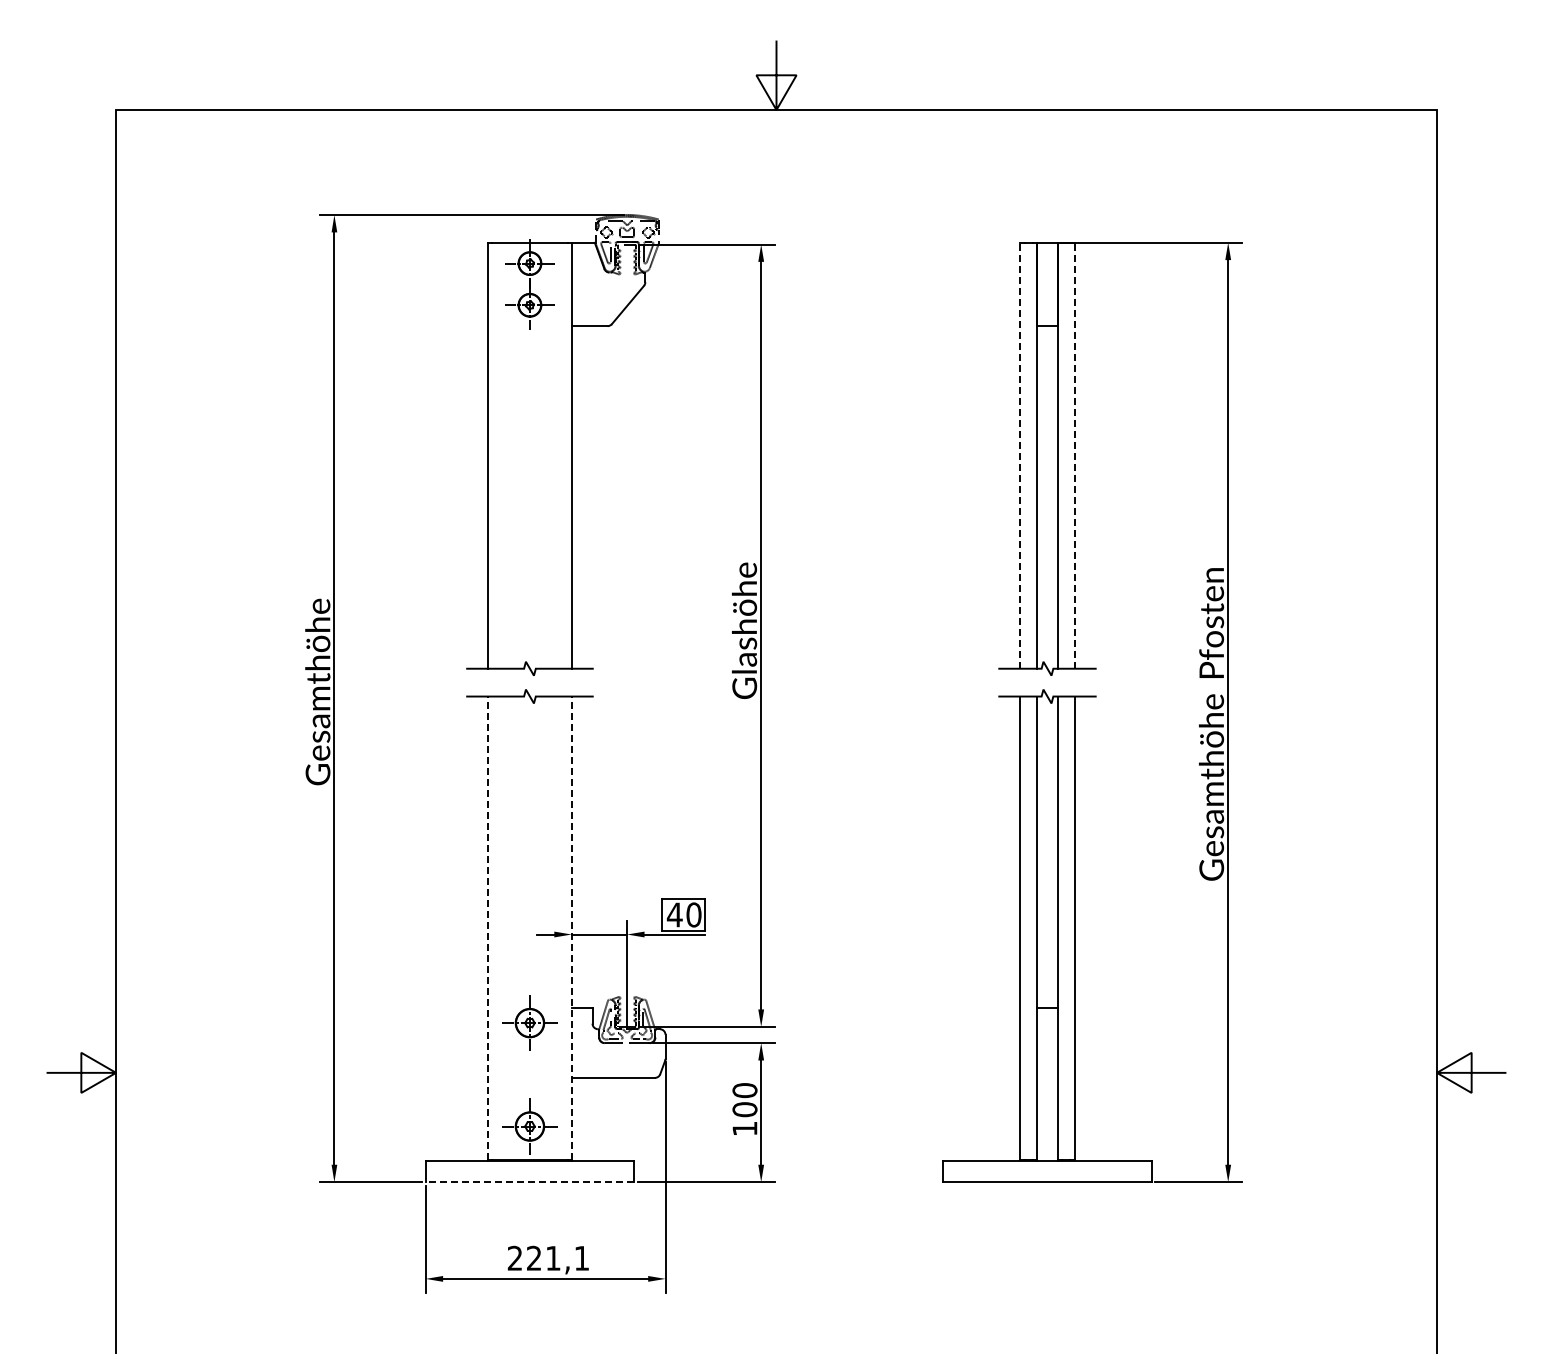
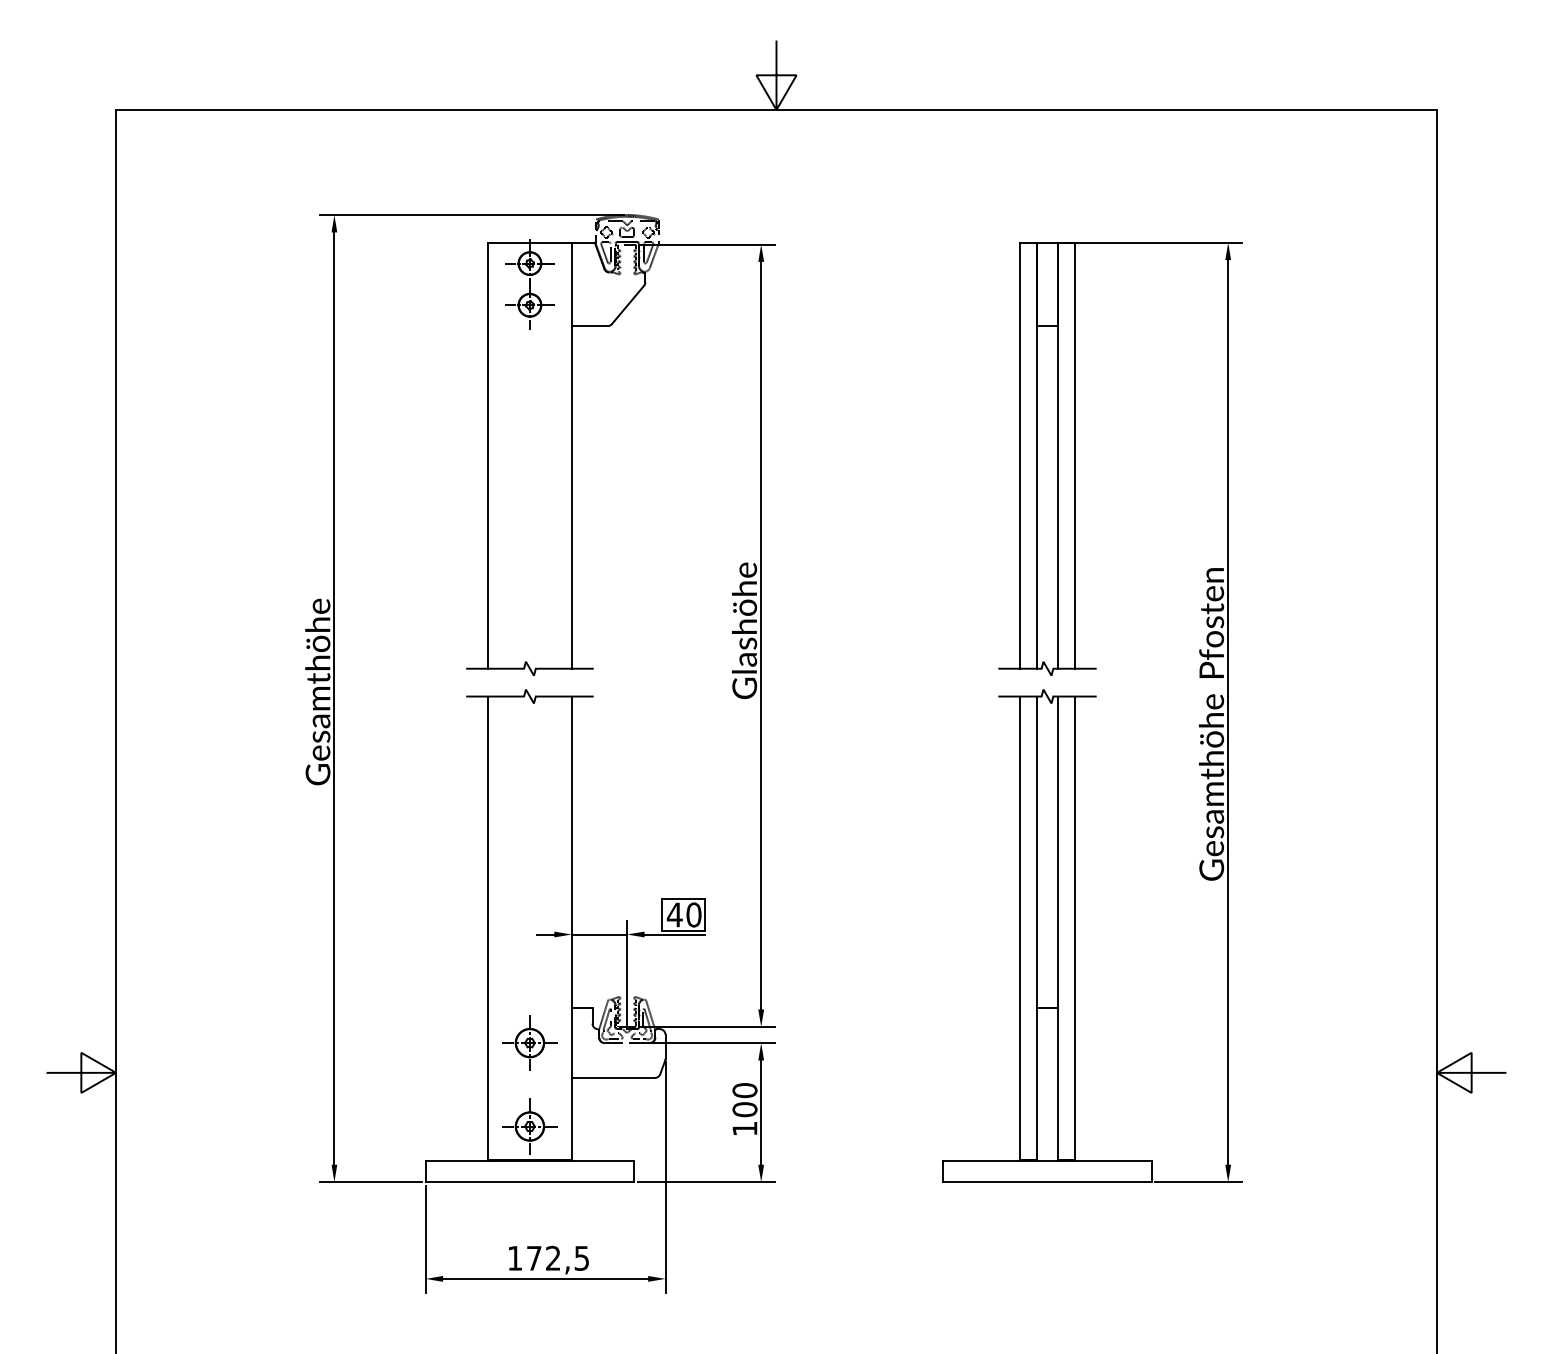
line: dashed -> solid (1020, 455)
line: dashed -> solid (1074, 455)
line: dashed -> solid (488, 928)
line: dashed -> solid (571, 928)
part position: (529, 1022) -> (529, 1042) (529, 1042)
line: dashed -> solid (529, 1182)
text: 221,1 -> 172,5 (547, 1257)
